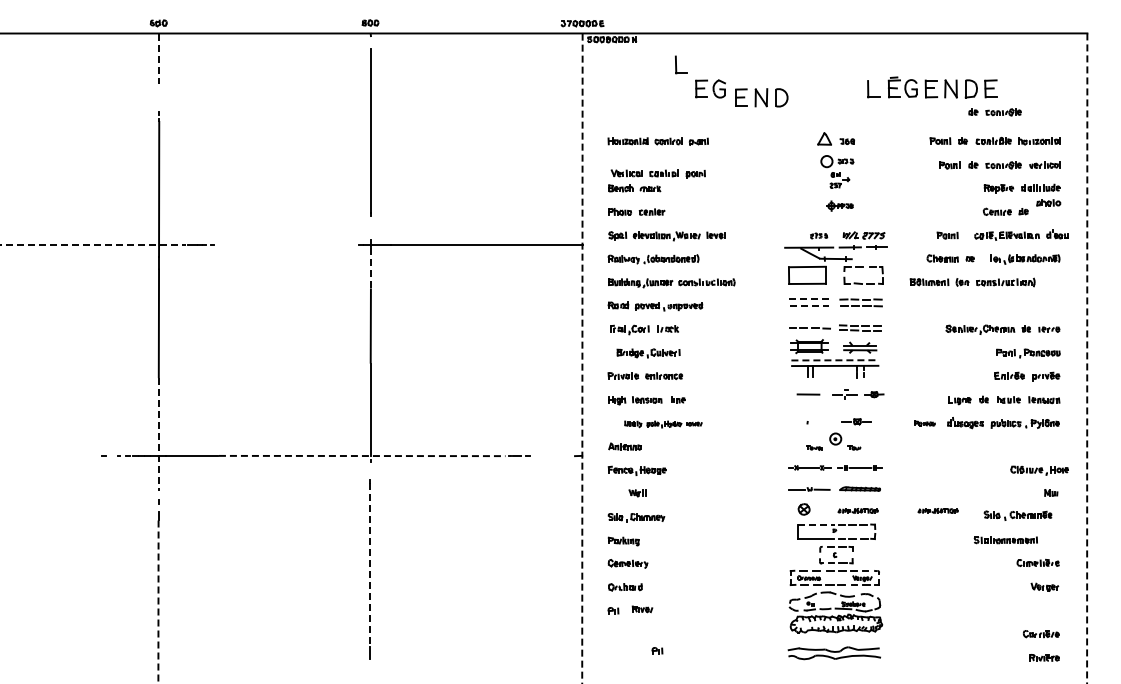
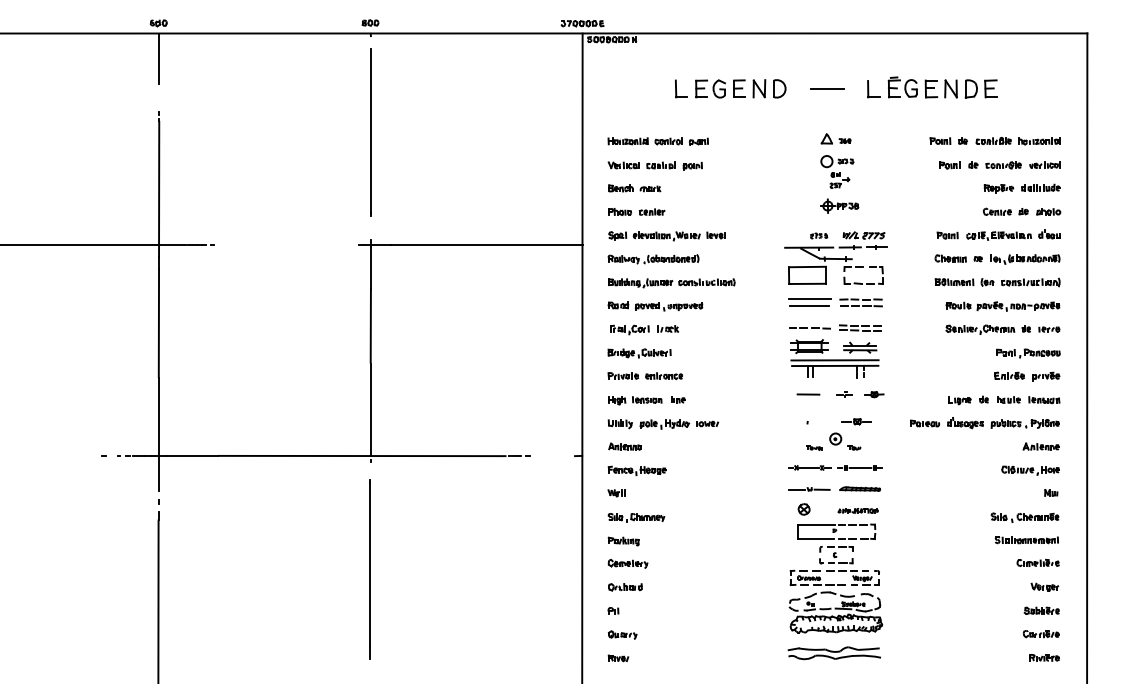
line: dashed -> solid (159, 59)
part position: (681, 64) -> (681, 88) (681, 88)
line: none -> present (826, 88)
part position: (761, 97) -> (759, 88) (759, 88)
part: present -> none (994, 112)
part size: 38x14 px -> 32x12 px (835, 138)
part position: (657, 173) -> (654, 165) (654, 165)
part position: (1048, 202) -> (1048, 211) (1048, 211)
part size: 28x12 px -> 40x16 px (839, 205)
part position: (1021, 234) -> (1013, 234) (1013, 234)
line: dashed -> solid (93, 244)
part position: (950, 258) -> (958, 258) (958, 258)
line: dashed -> solid (370, 268)
part position: (972, 282) -> (997, 282) (997, 282)
line: dashed -> solid (810, 299)
line: dashed -> solid (809, 306)
part: none -> present (1002, 306)
part position: (648, 353) -> (639, 353) (639, 353)
line: dashed -> solid (582, 358)
line: dashed -> solid (1087, 358)
line: dashed -> solid (834, 360)
part size: 26x11 px -> 17x7 px (844, 394)
part size: 22x7 px -> 30x9 px (924, 423)
part size: 79x9 px -> 113x11 px (663, 424)
line: dashed -> solid (158, 434)
part: none -> present (1040, 446)
line: dashed -> solid (362, 456)
part position: (1039, 470) -> (1030, 470) (1030, 470)
part position: (637, 493) -> (616, 493) (616, 493)
part: present -> none (937, 510)
part position: (1017, 515) -> (1024, 517) (1024, 517)
line: dashed -> solid (817, 524)
part position: (1005, 540) -> (1026, 540) (1026, 540)
line: dashed -> solid (370, 565)
line: dashed -> solid (158, 602)
part position: (642, 609) -> (618, 658) (618, 658)
part: none -> present (1041, 610)
part: none -> present (622, 634)
part: present -> none (657, 650)
